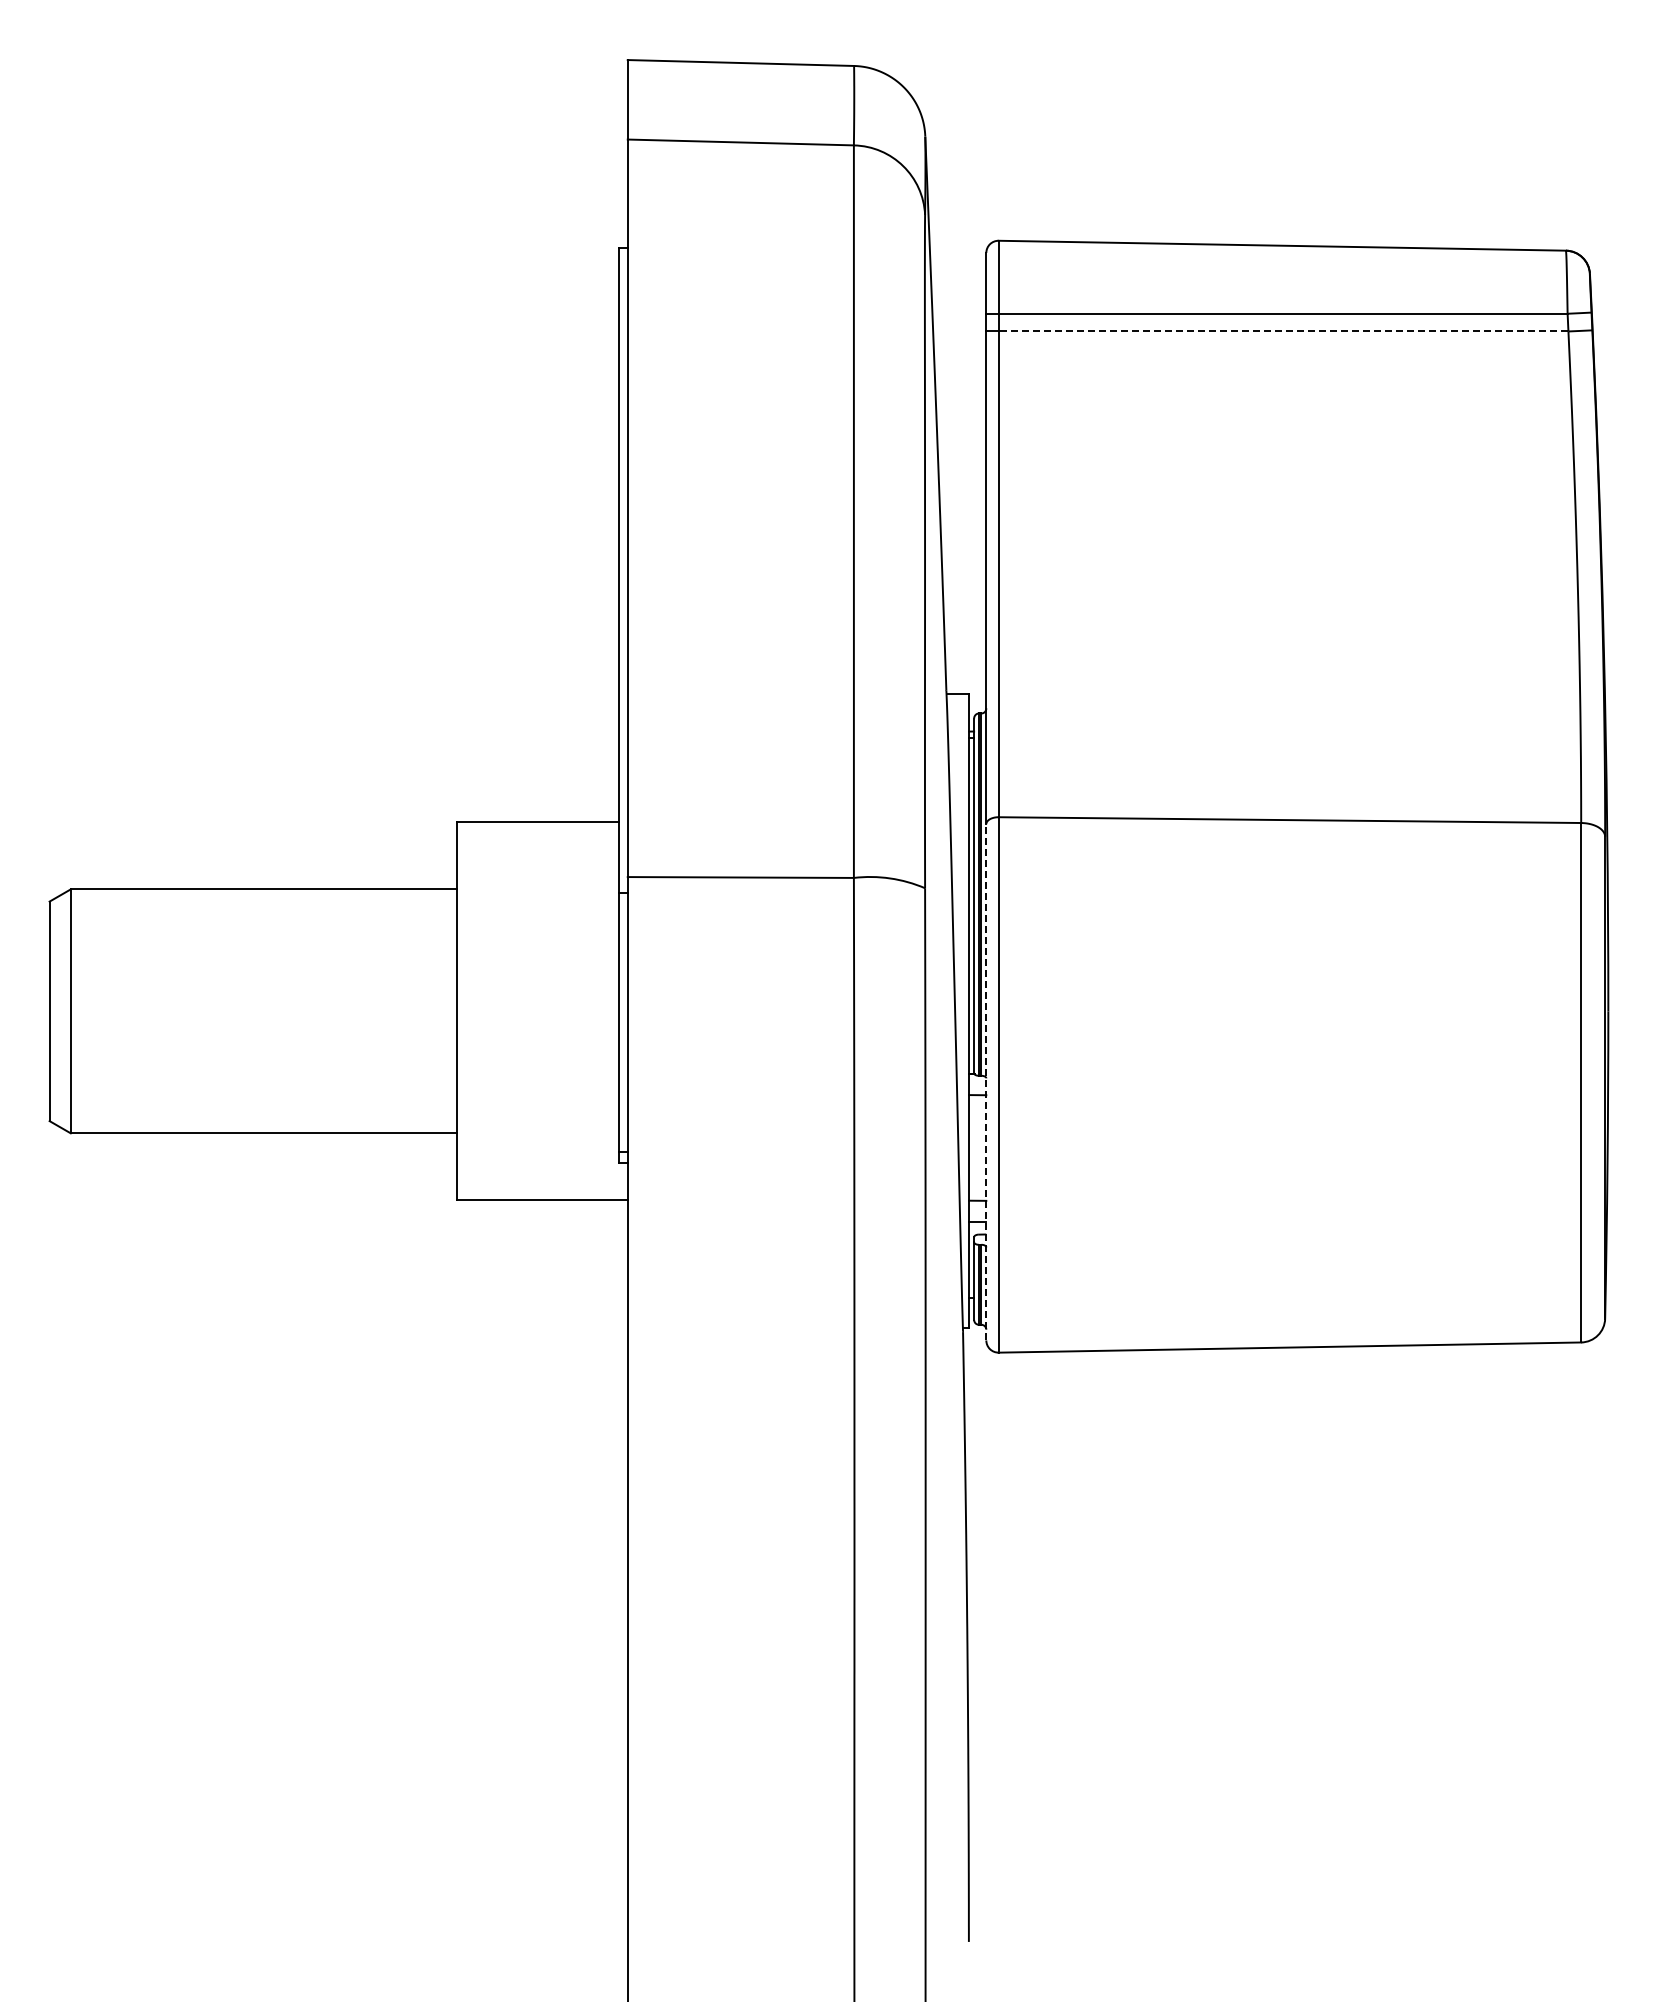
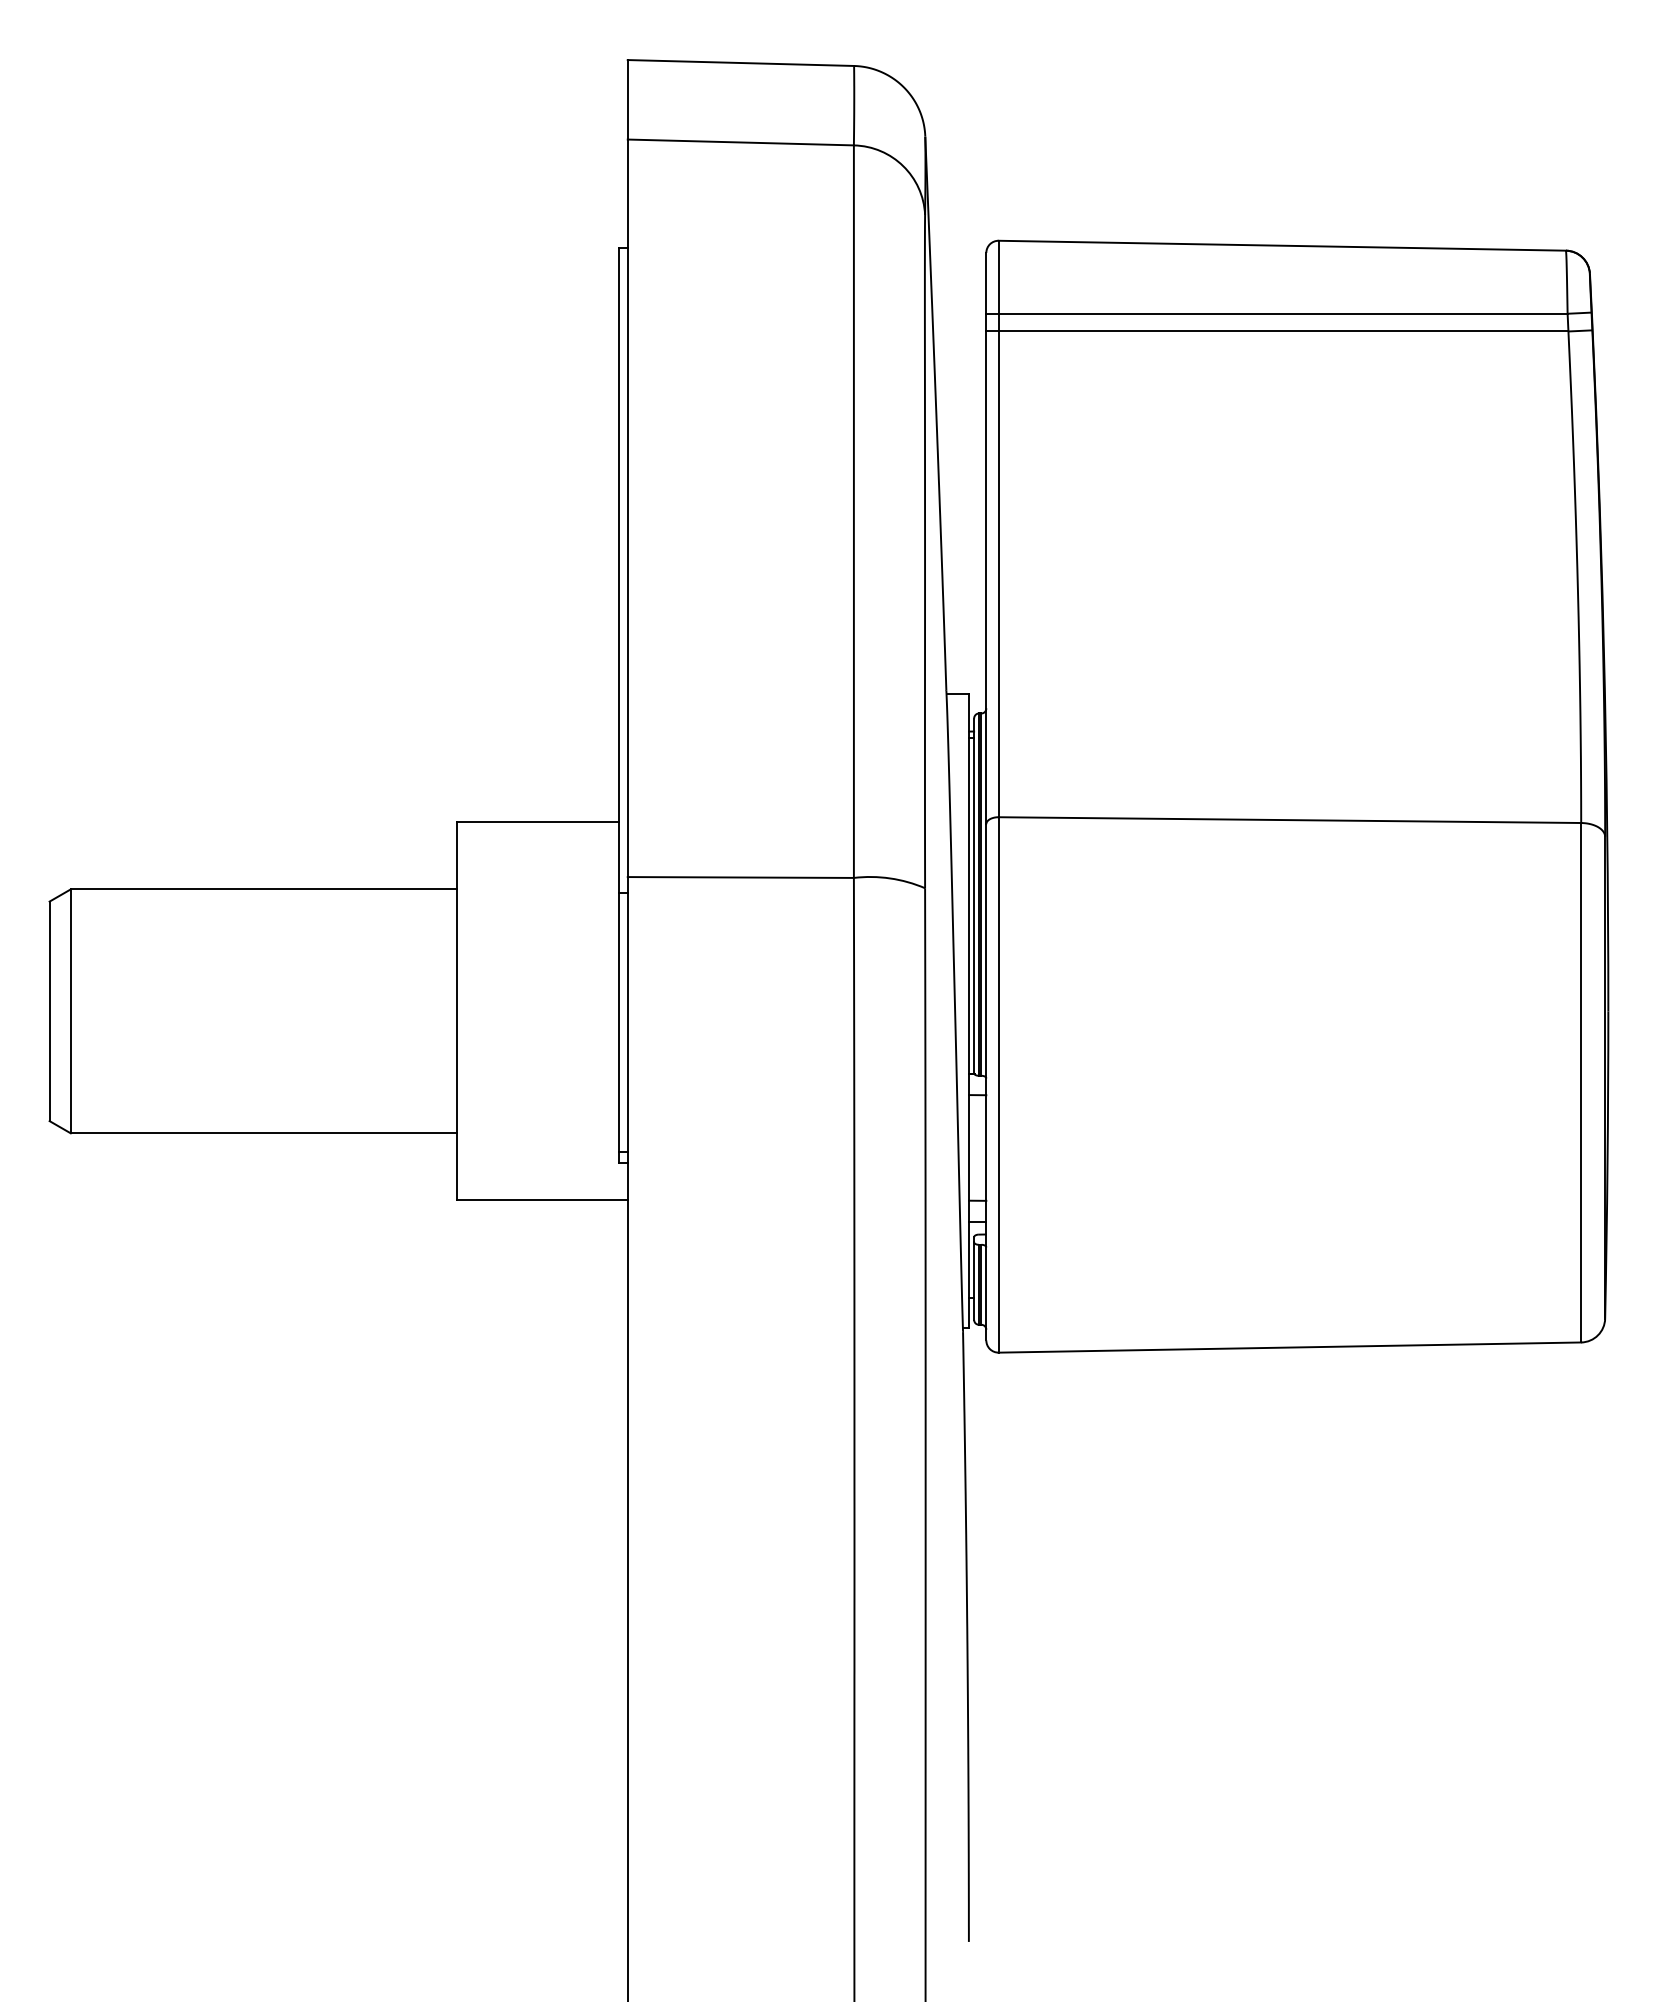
line: dashed -> solid (1283, 331)
line: dashed -> solid (986, 1081)
